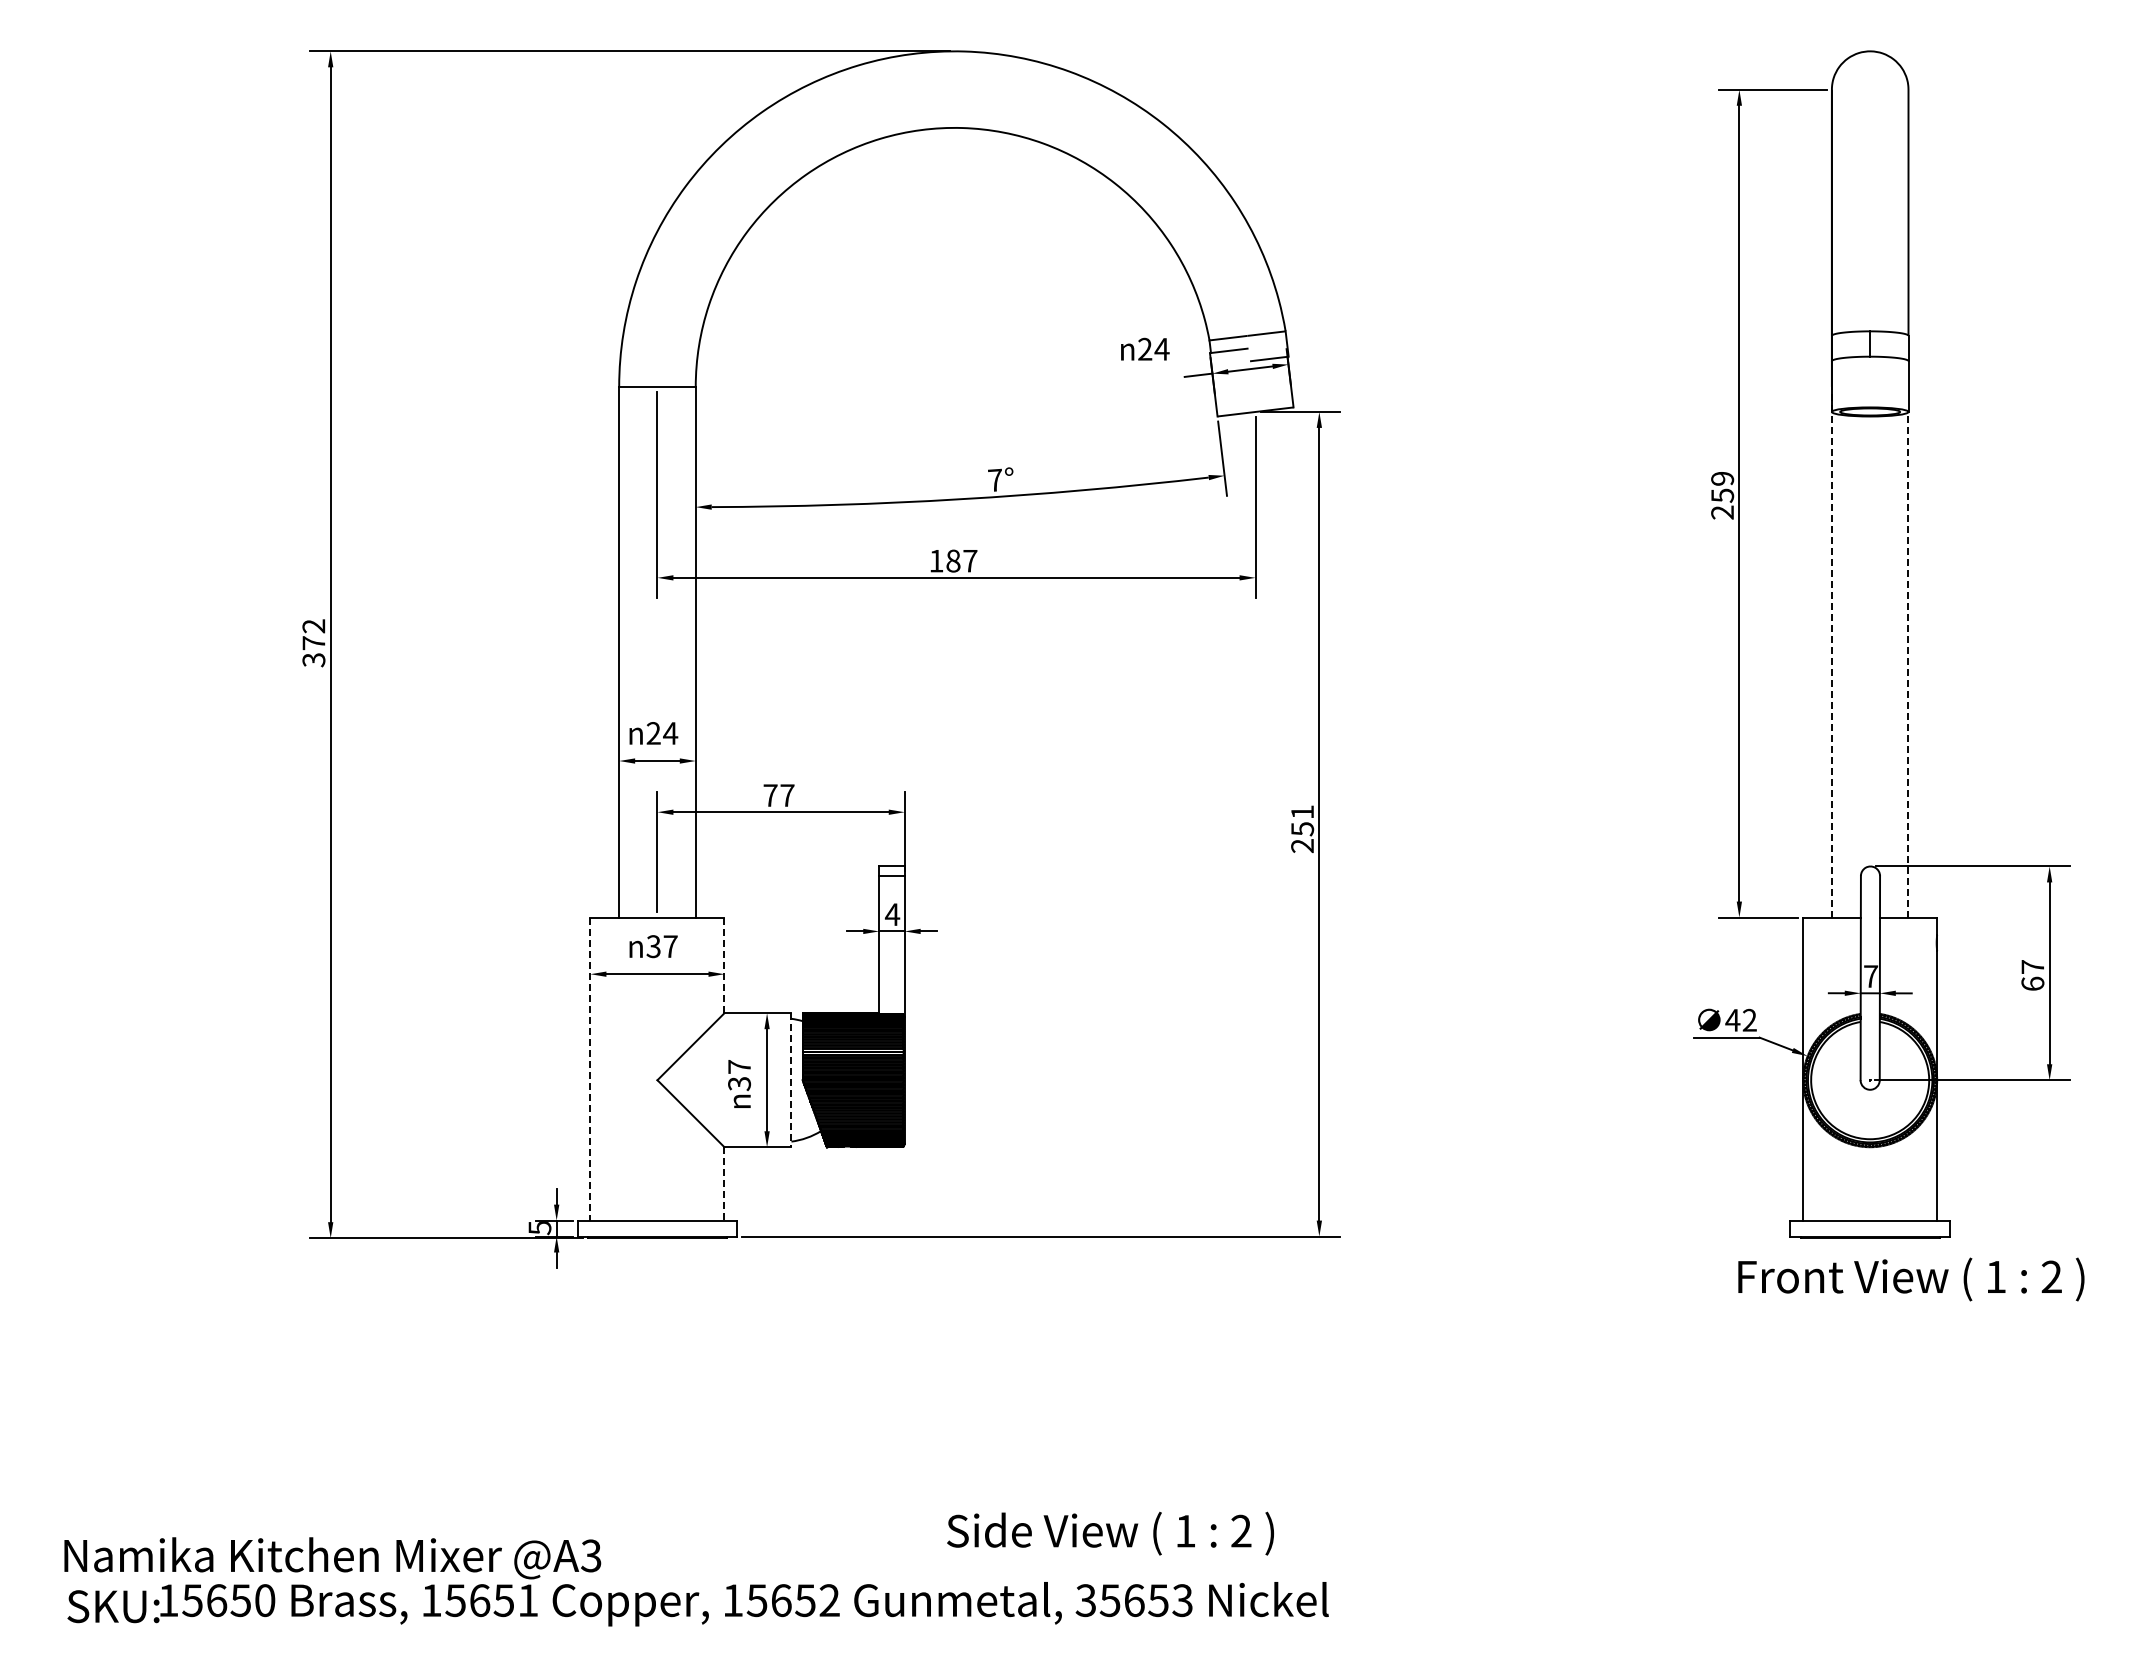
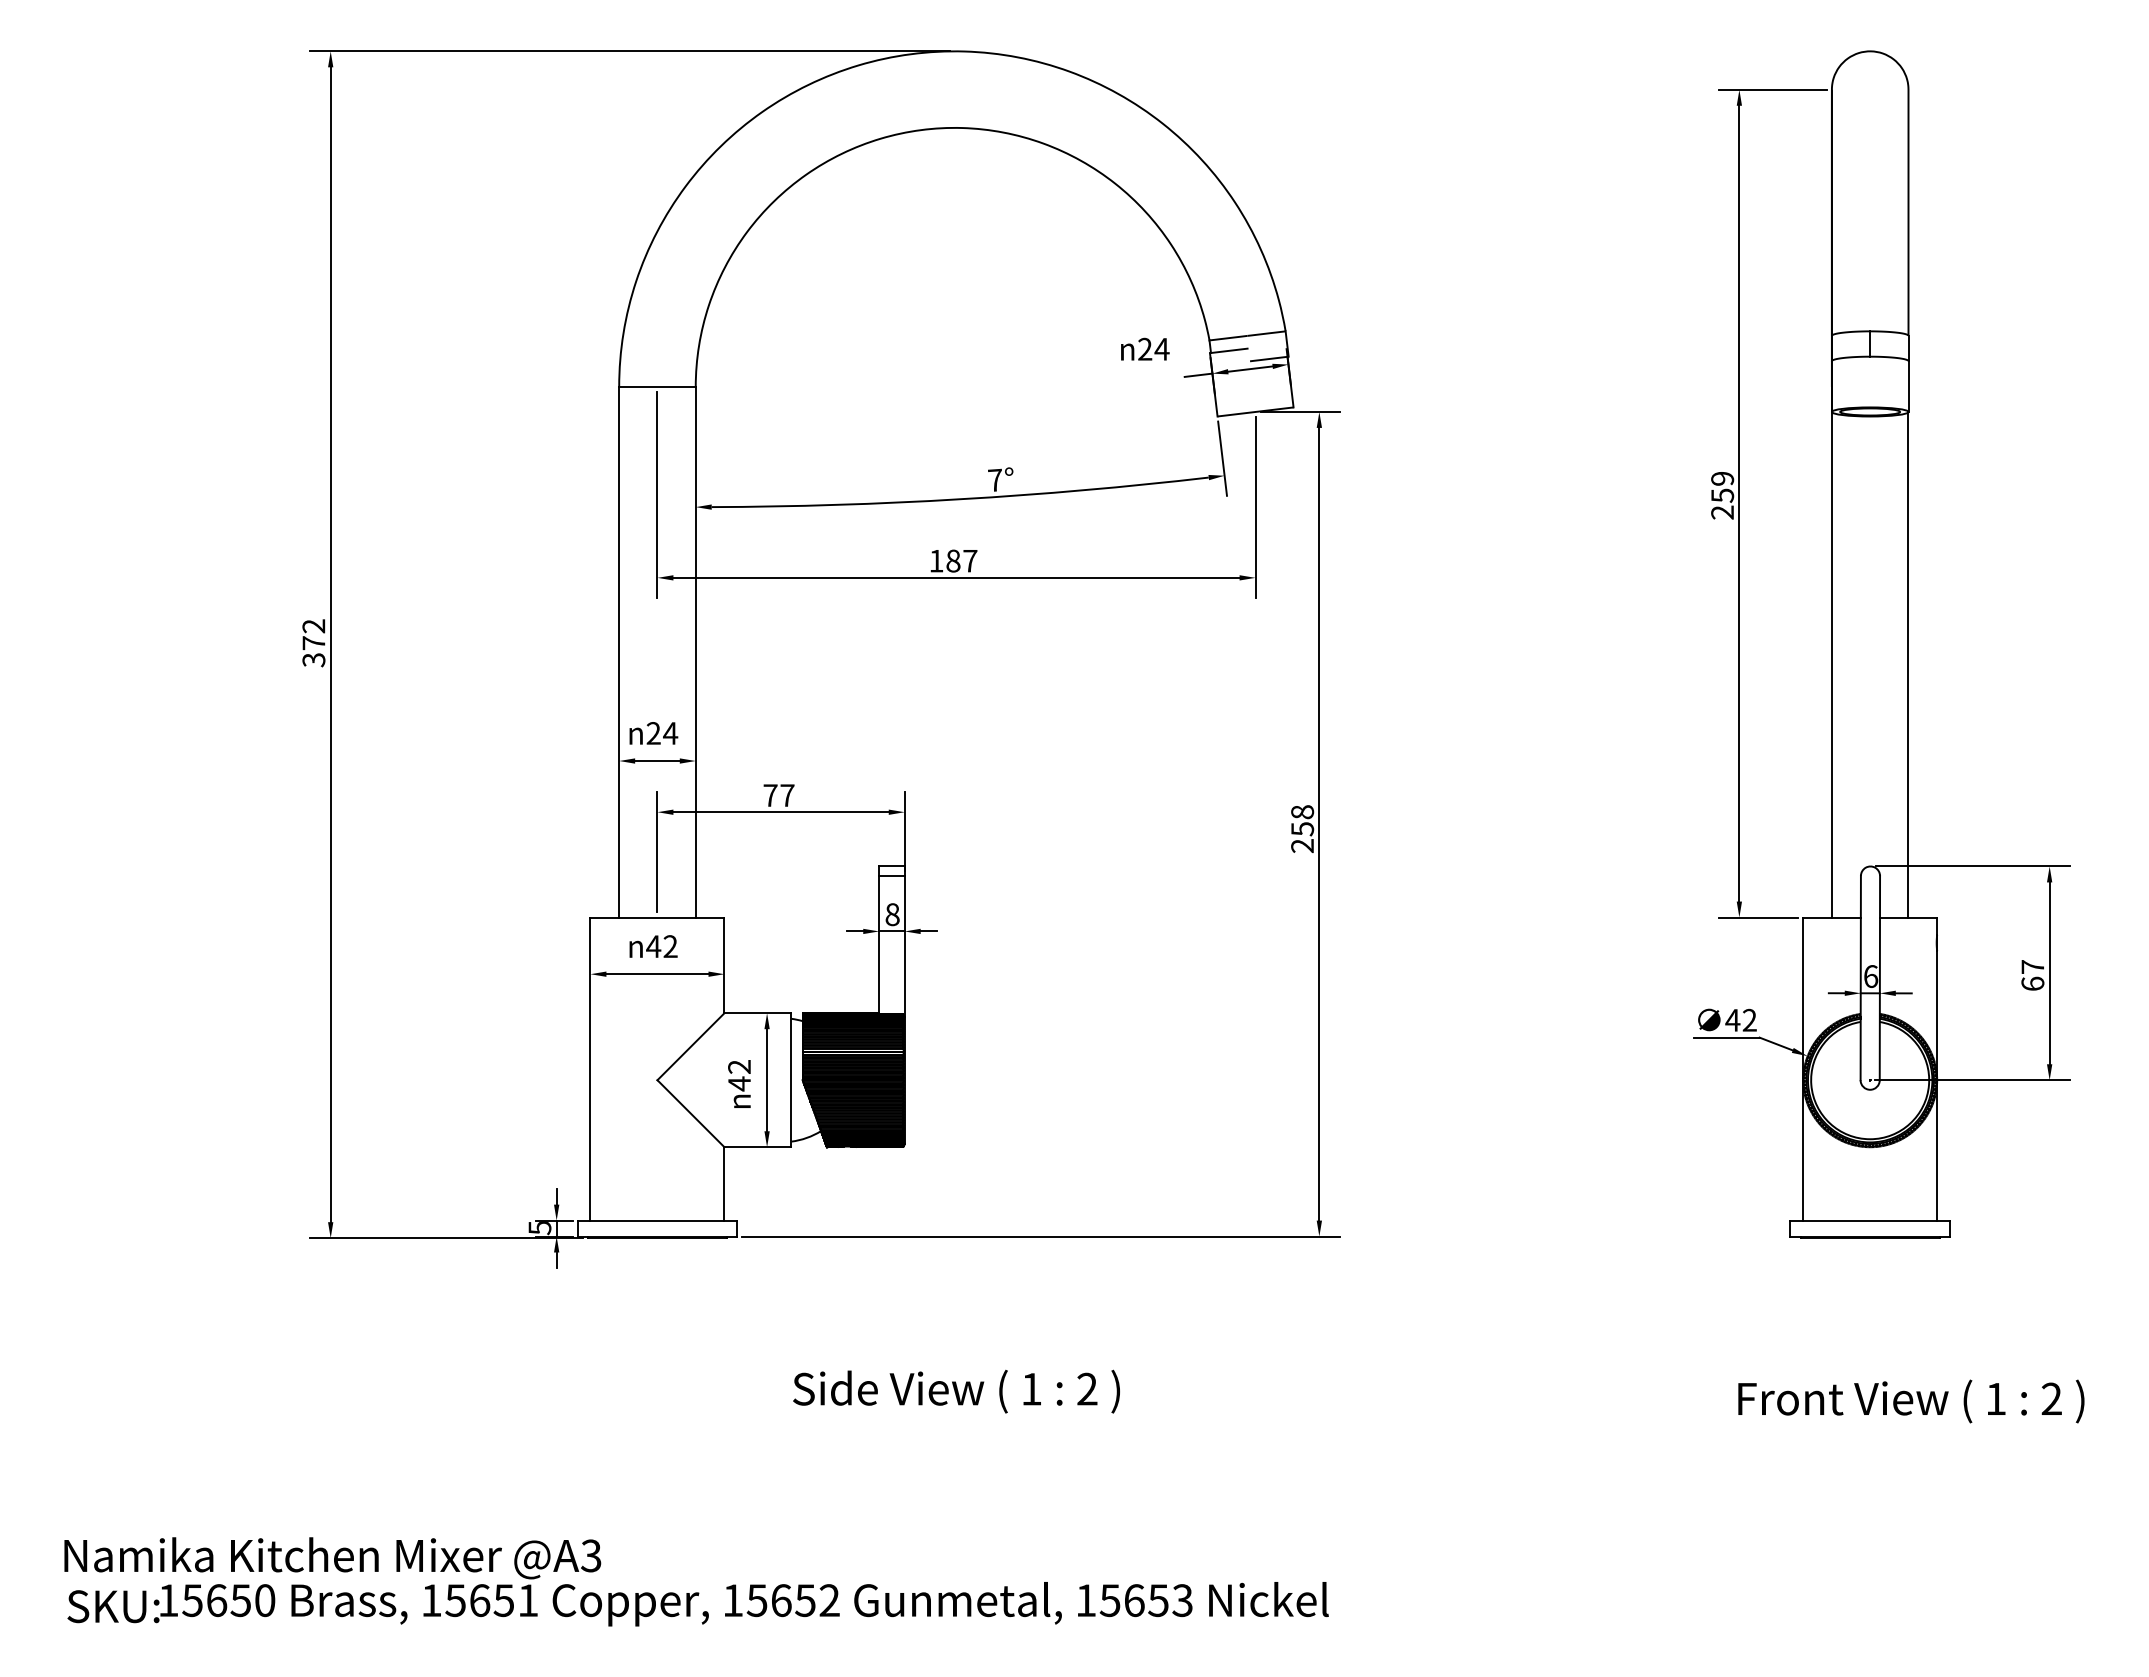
line: dashed -> solid (1831, 651)
line: dashed -> solid (1908, 664)
text: 251 -> 258 (1302, 812)
text: 4 -> 8 (892, 914)
text: 37 -> 42 (661, 946)
line: dashed -> solid (724, 965)
text: 7 -> 6 (1871, 976)
line: dashed -> solid (590, 1069)
text: 37 -> 42 (739, 1075)
line: dashed -> solid (791, 1080)
line: dashed -> solid (724, 1183)
text position: (1911, 1279) -> (1911, 1401) (1911, 1401)
text position: (1110, 1533) -> (956, 1391) (956, 1391)
text: 35653 -> 15653 (1085, 1600)
